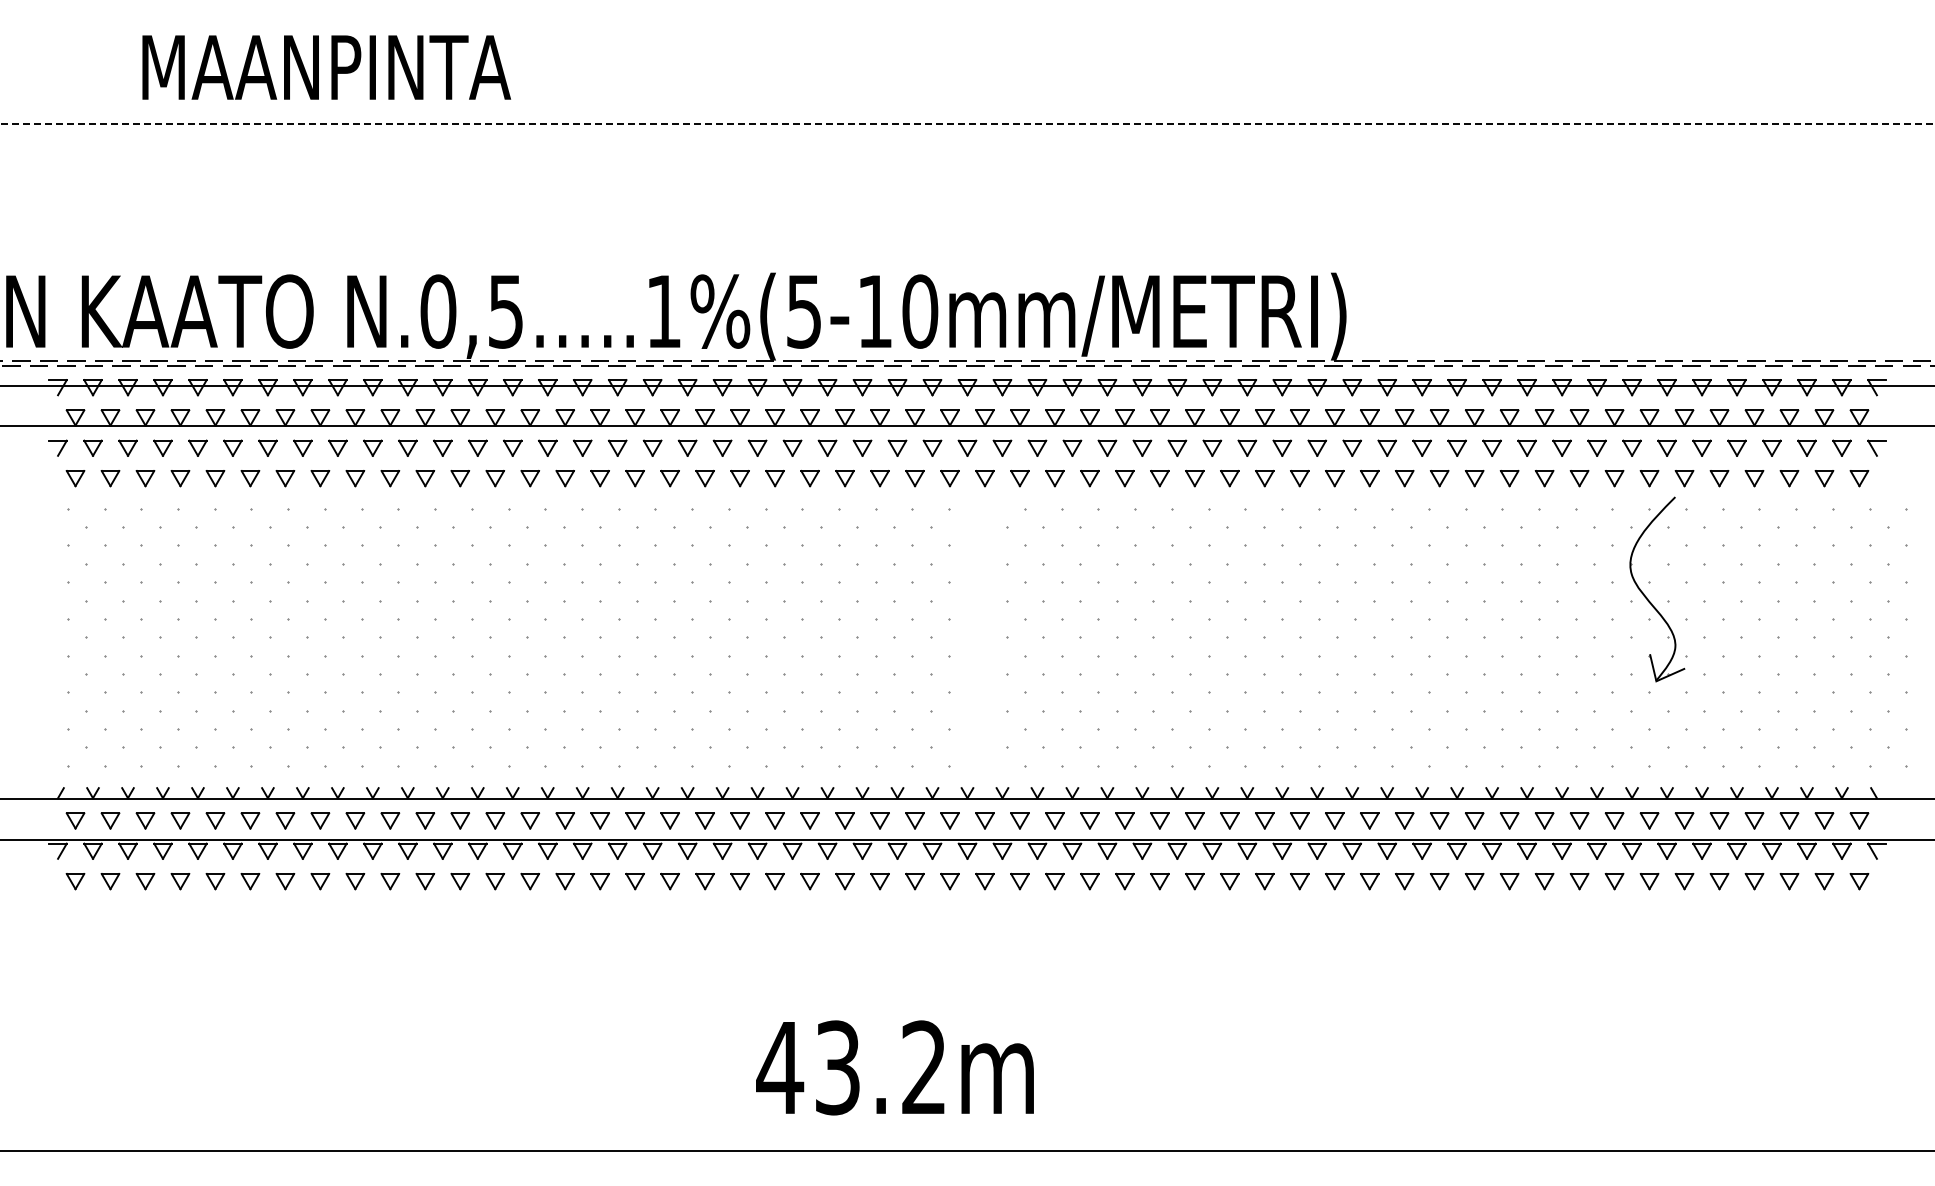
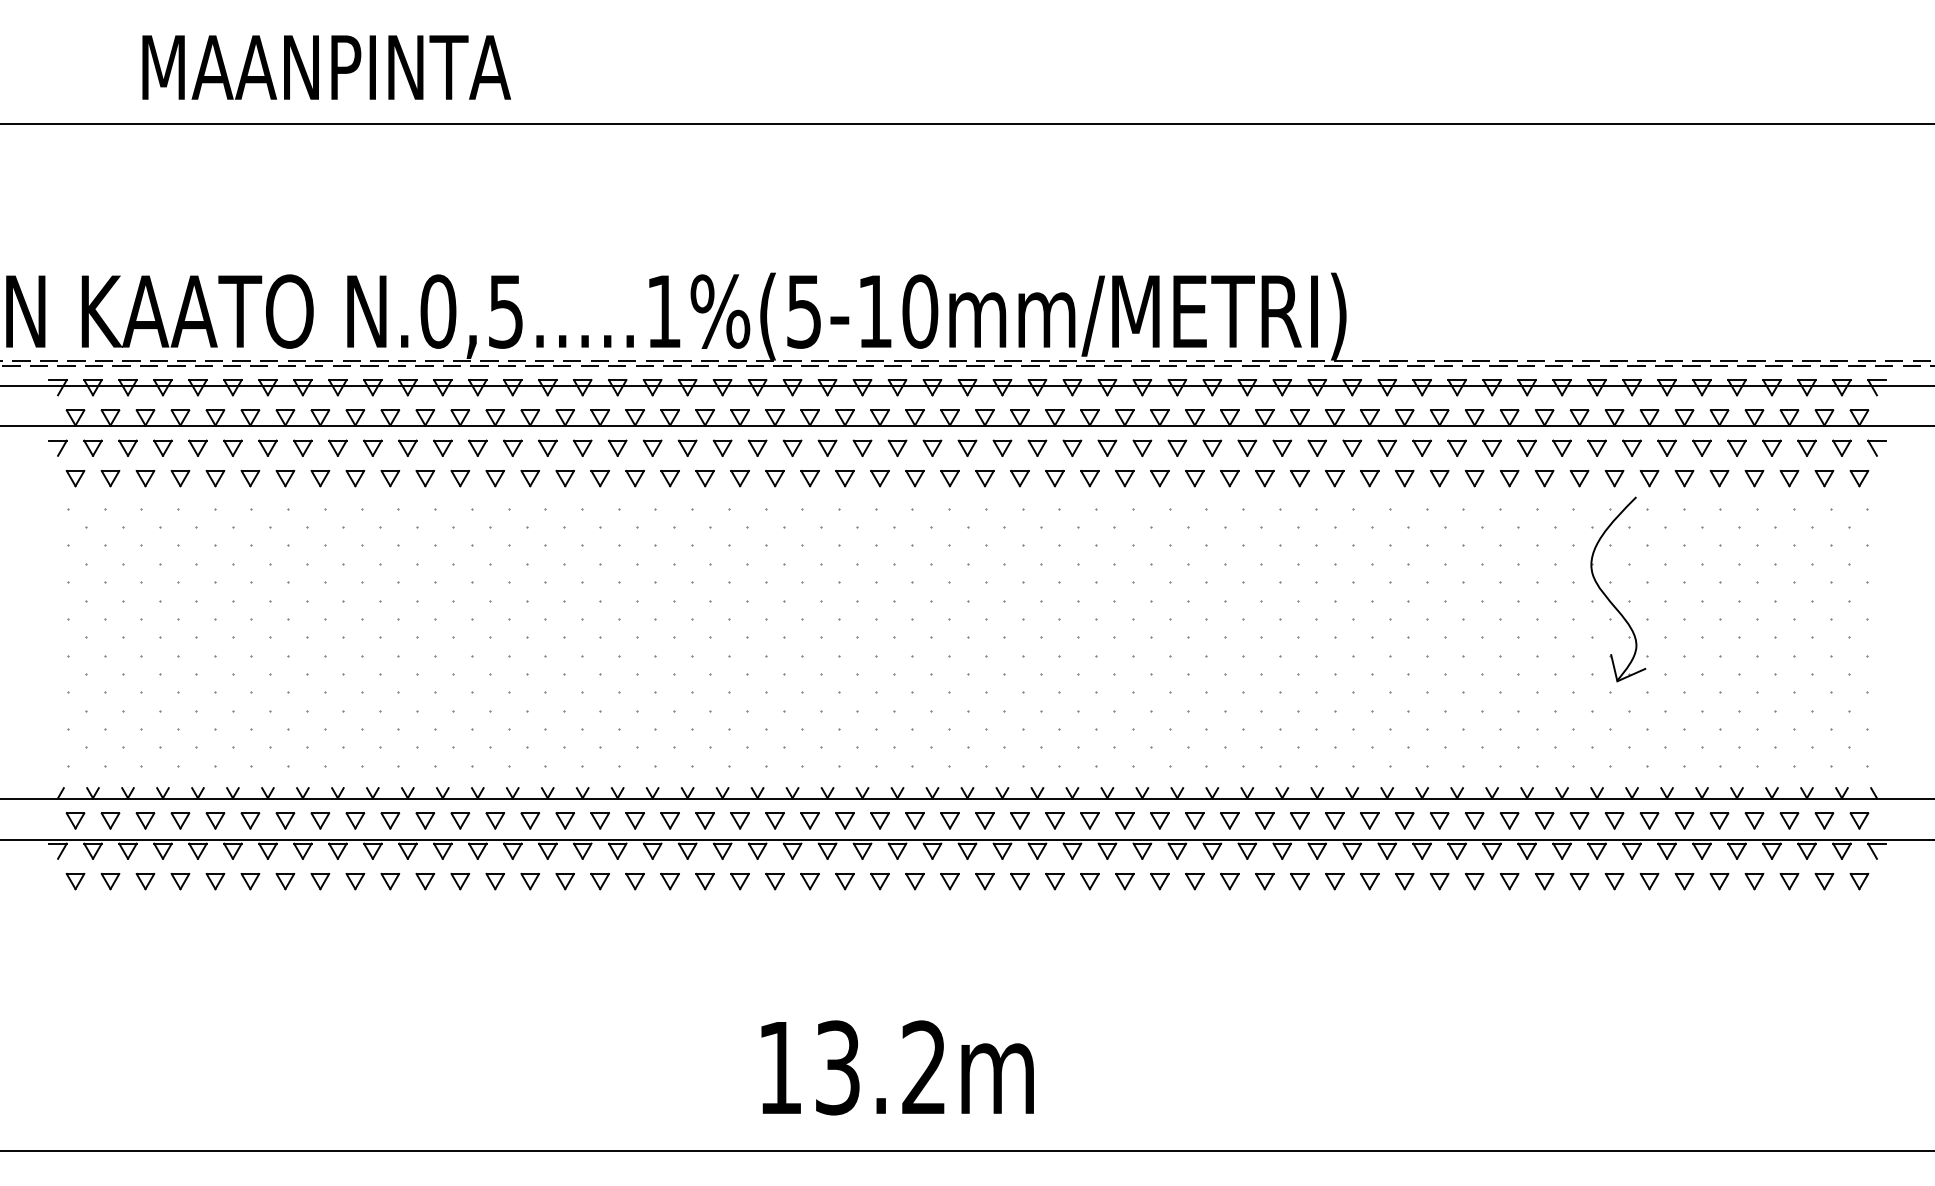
line: dashed -> solid (968, 123)
part position: (1448, 637) -> (1409, 637) (1409, 637)
text: 43.2m -> 13.2m (780, 1067)
